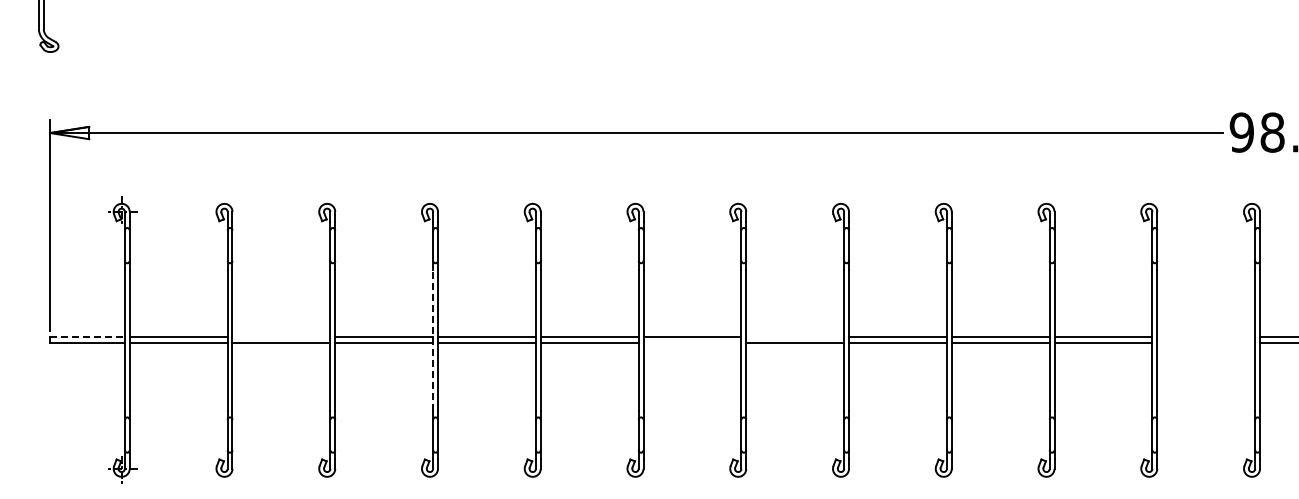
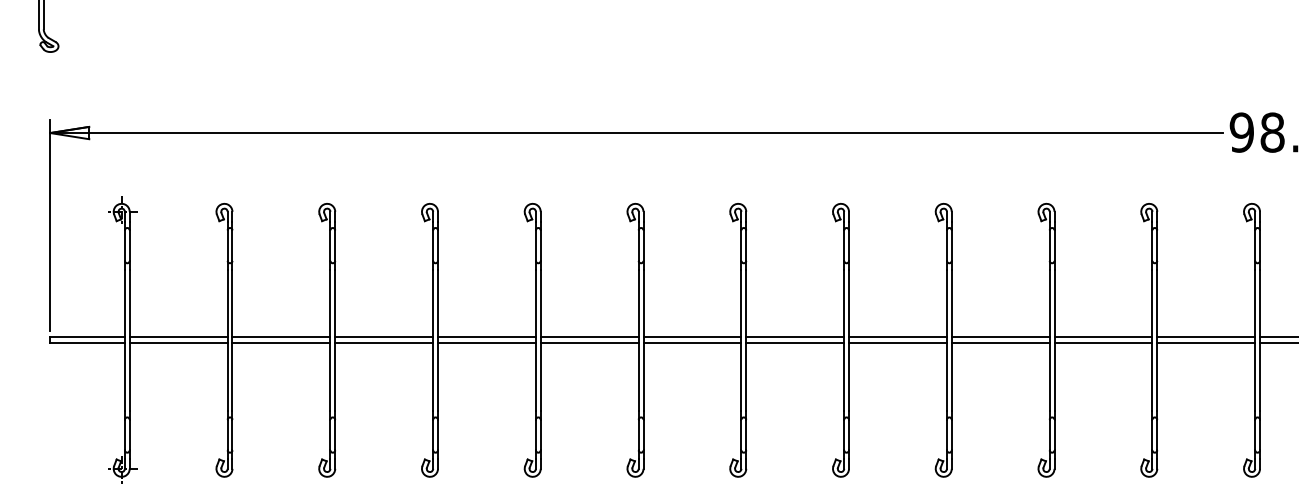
line: dashed -> solid (88, 337)
line: none -> present (281, 337)
line: none -> present (795, 337)
line: none -> present (1206, 337)
line: dashed -> solid (433, 340)
line: none -> present (692, 343)
line: none -> present (1206, 343)
